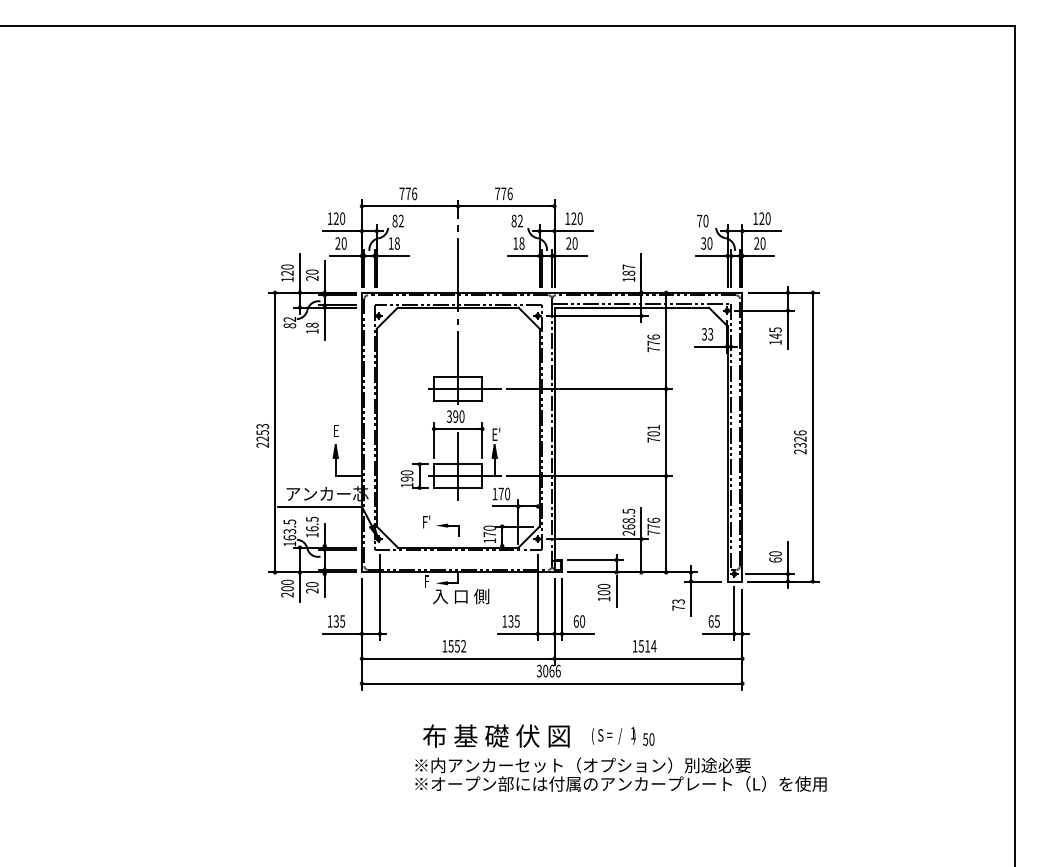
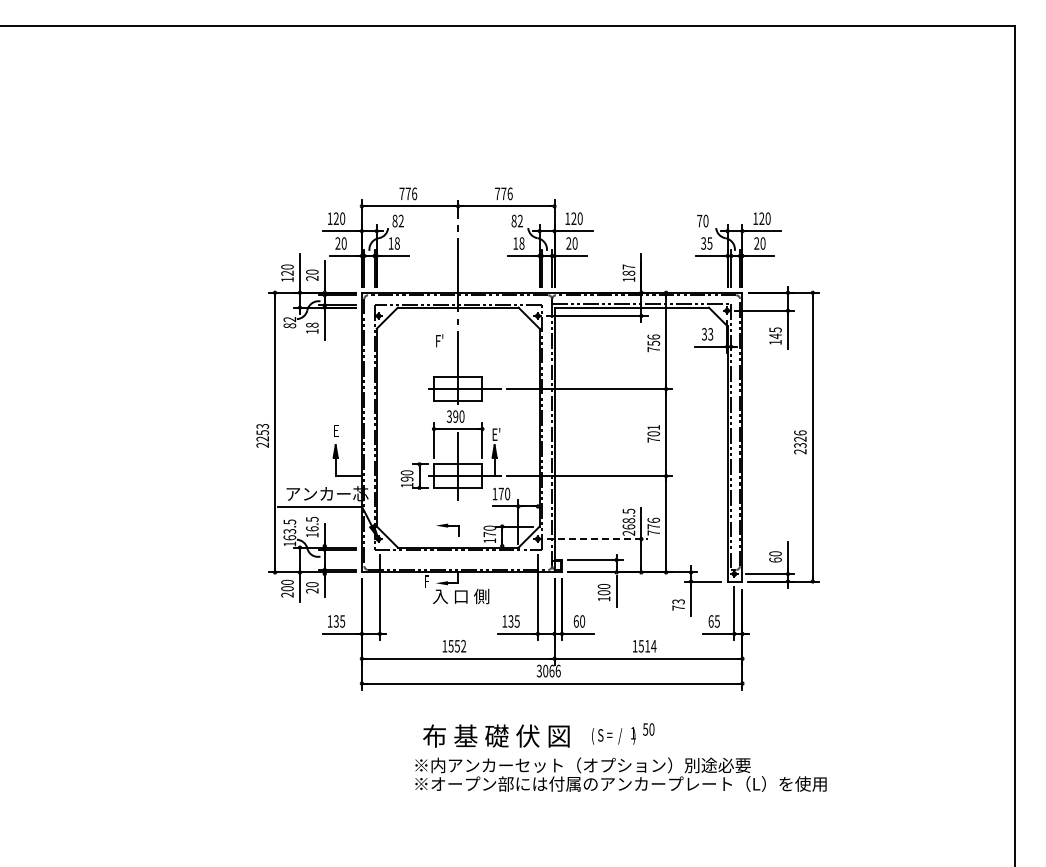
text: 30 -> 35 (709, 243)
text: 776 -> 756 (653, 342)
text position: (426, 521) -> (439, 340) (439, 340)
line: solid -> dashed (597, 539)
text position: (648, 739) -> (648, 729) (648, 729)
